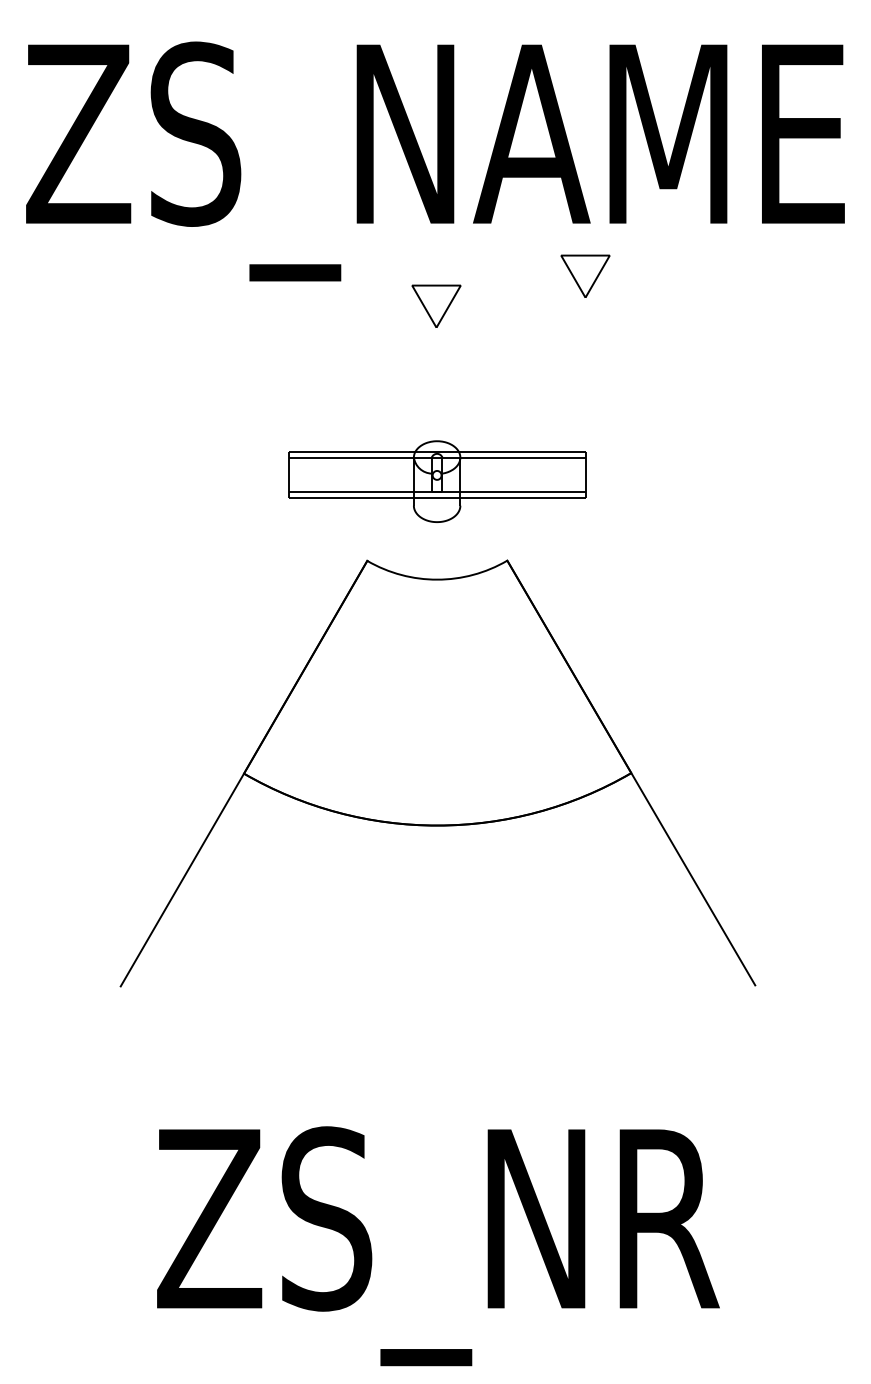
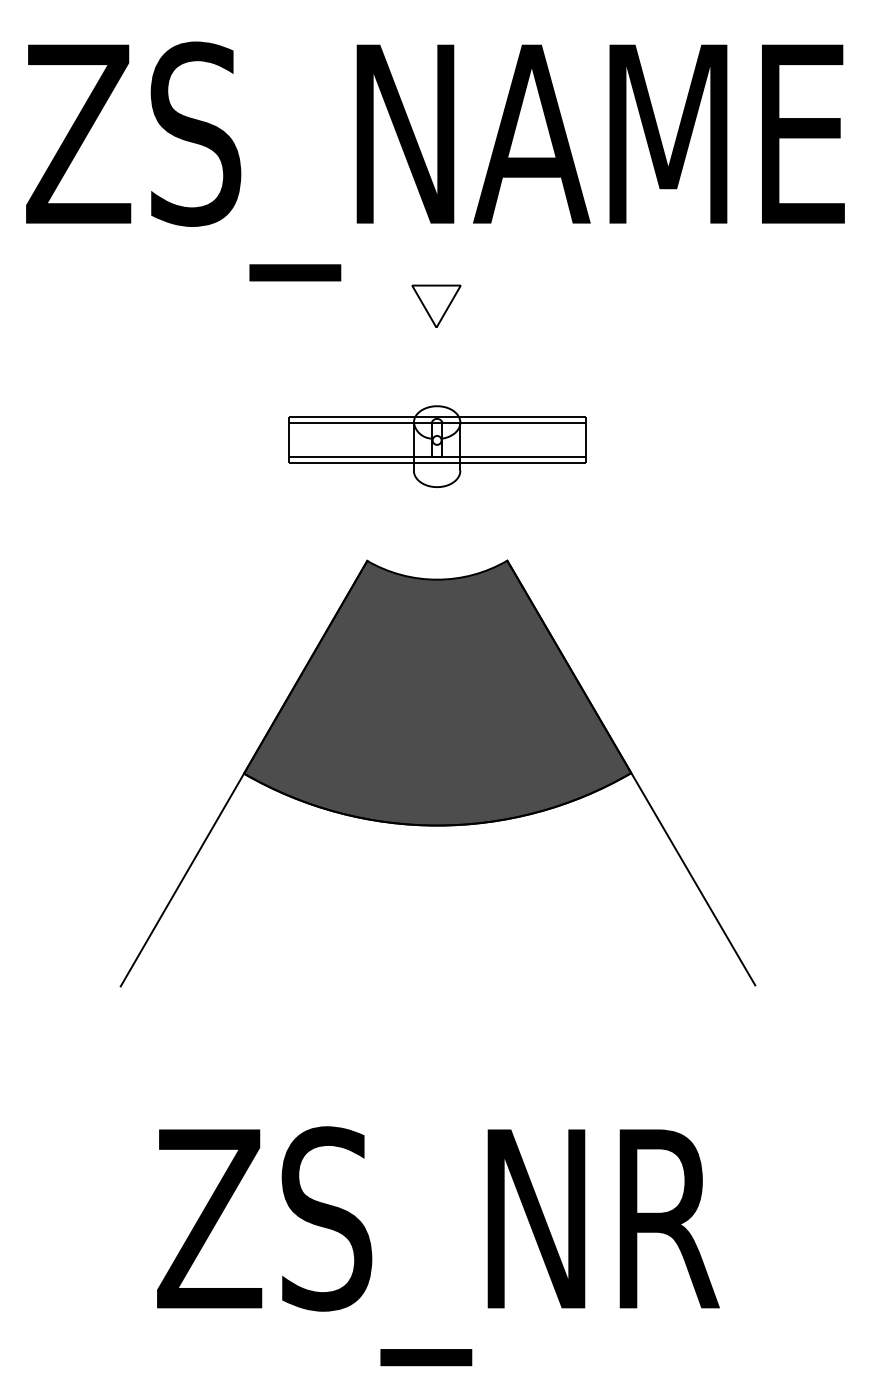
part: present -> none (585, 275)
part position: (437, 481) -> (437, 446) (437, 446)
fill: none -> present (437, 692)
